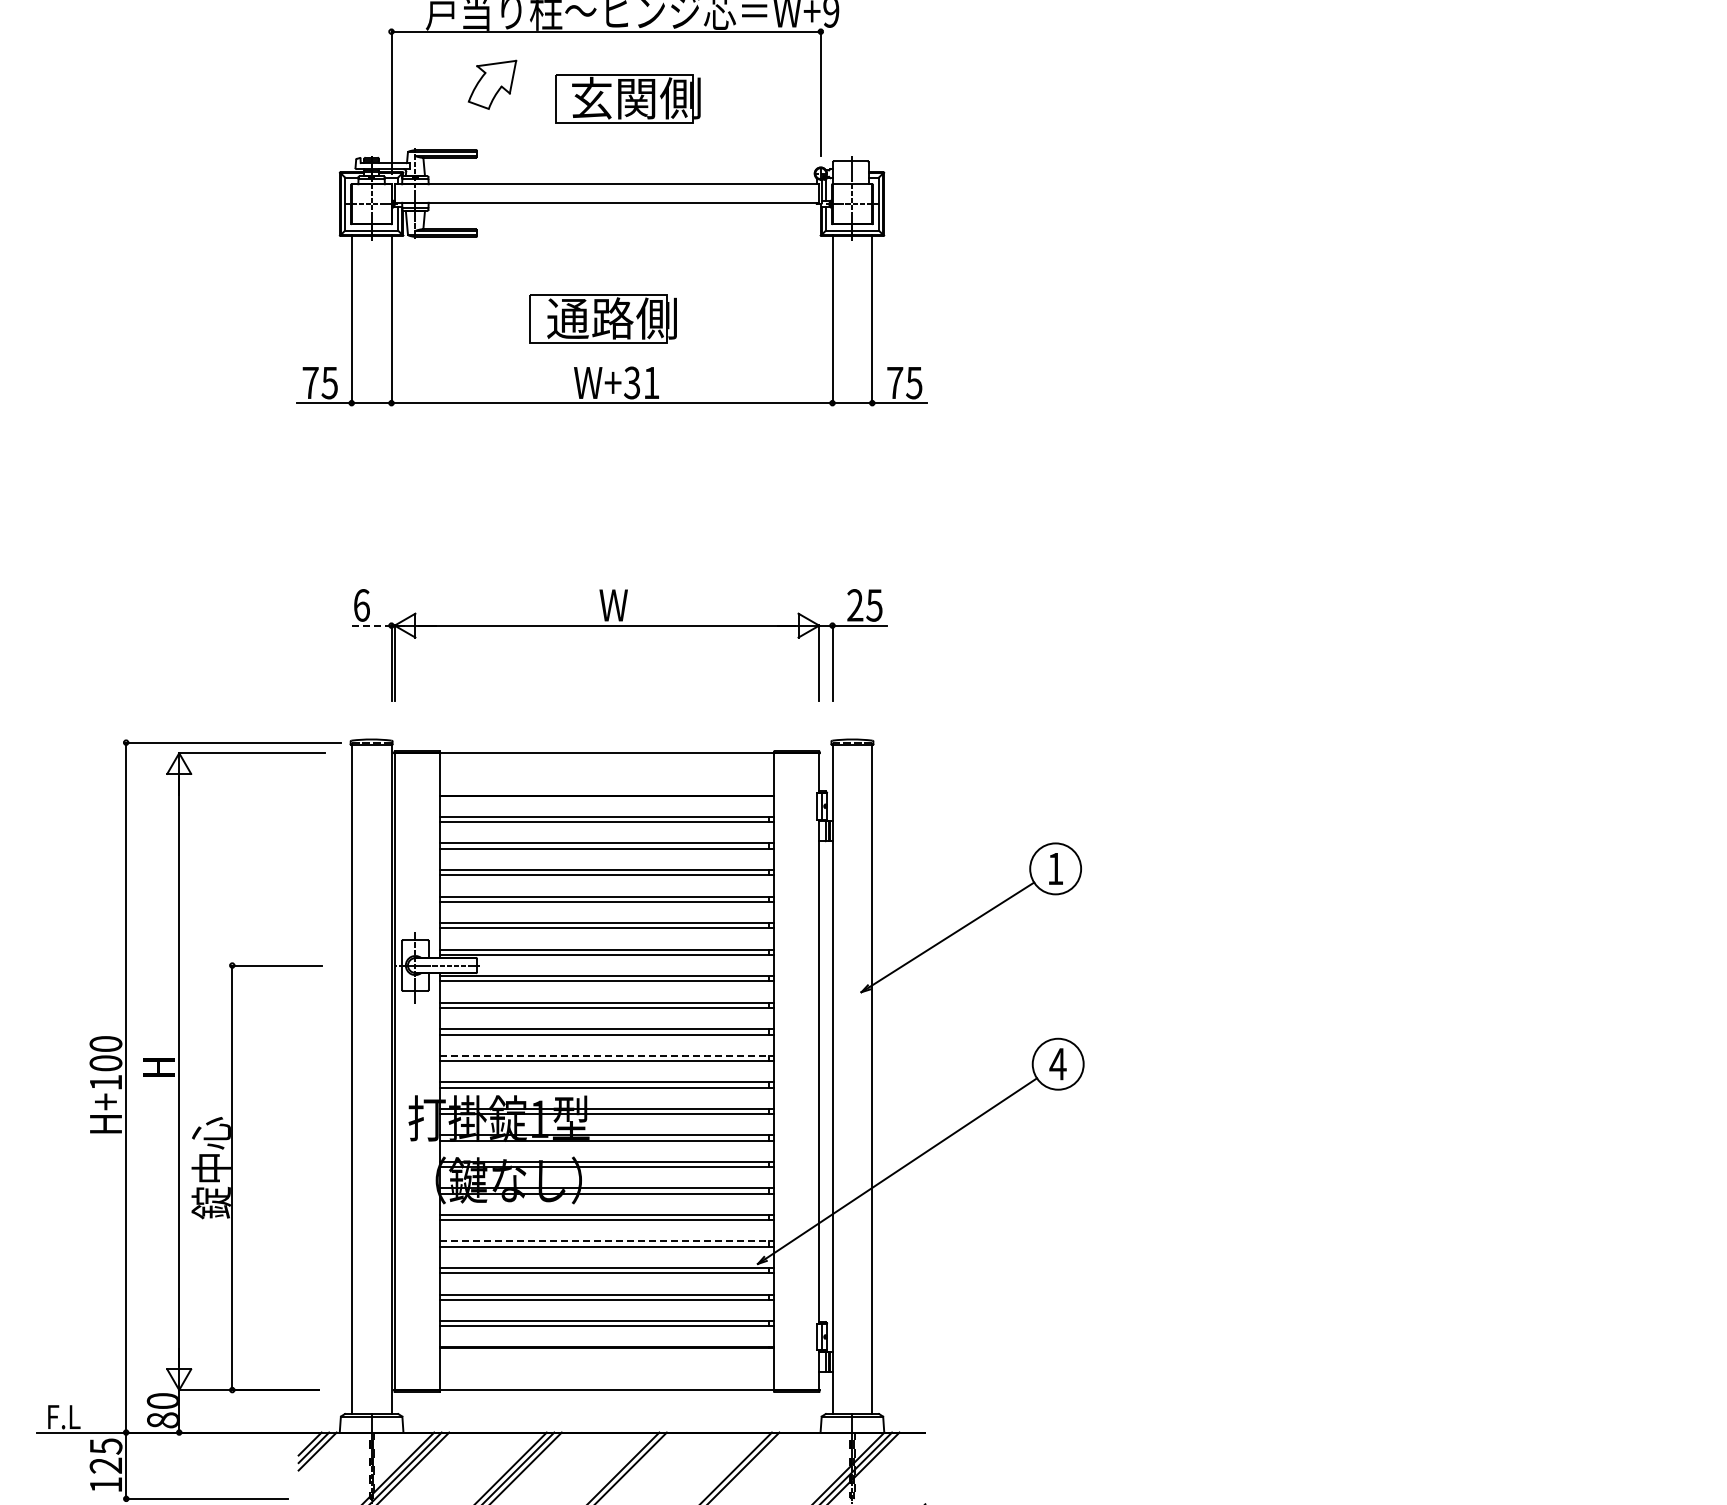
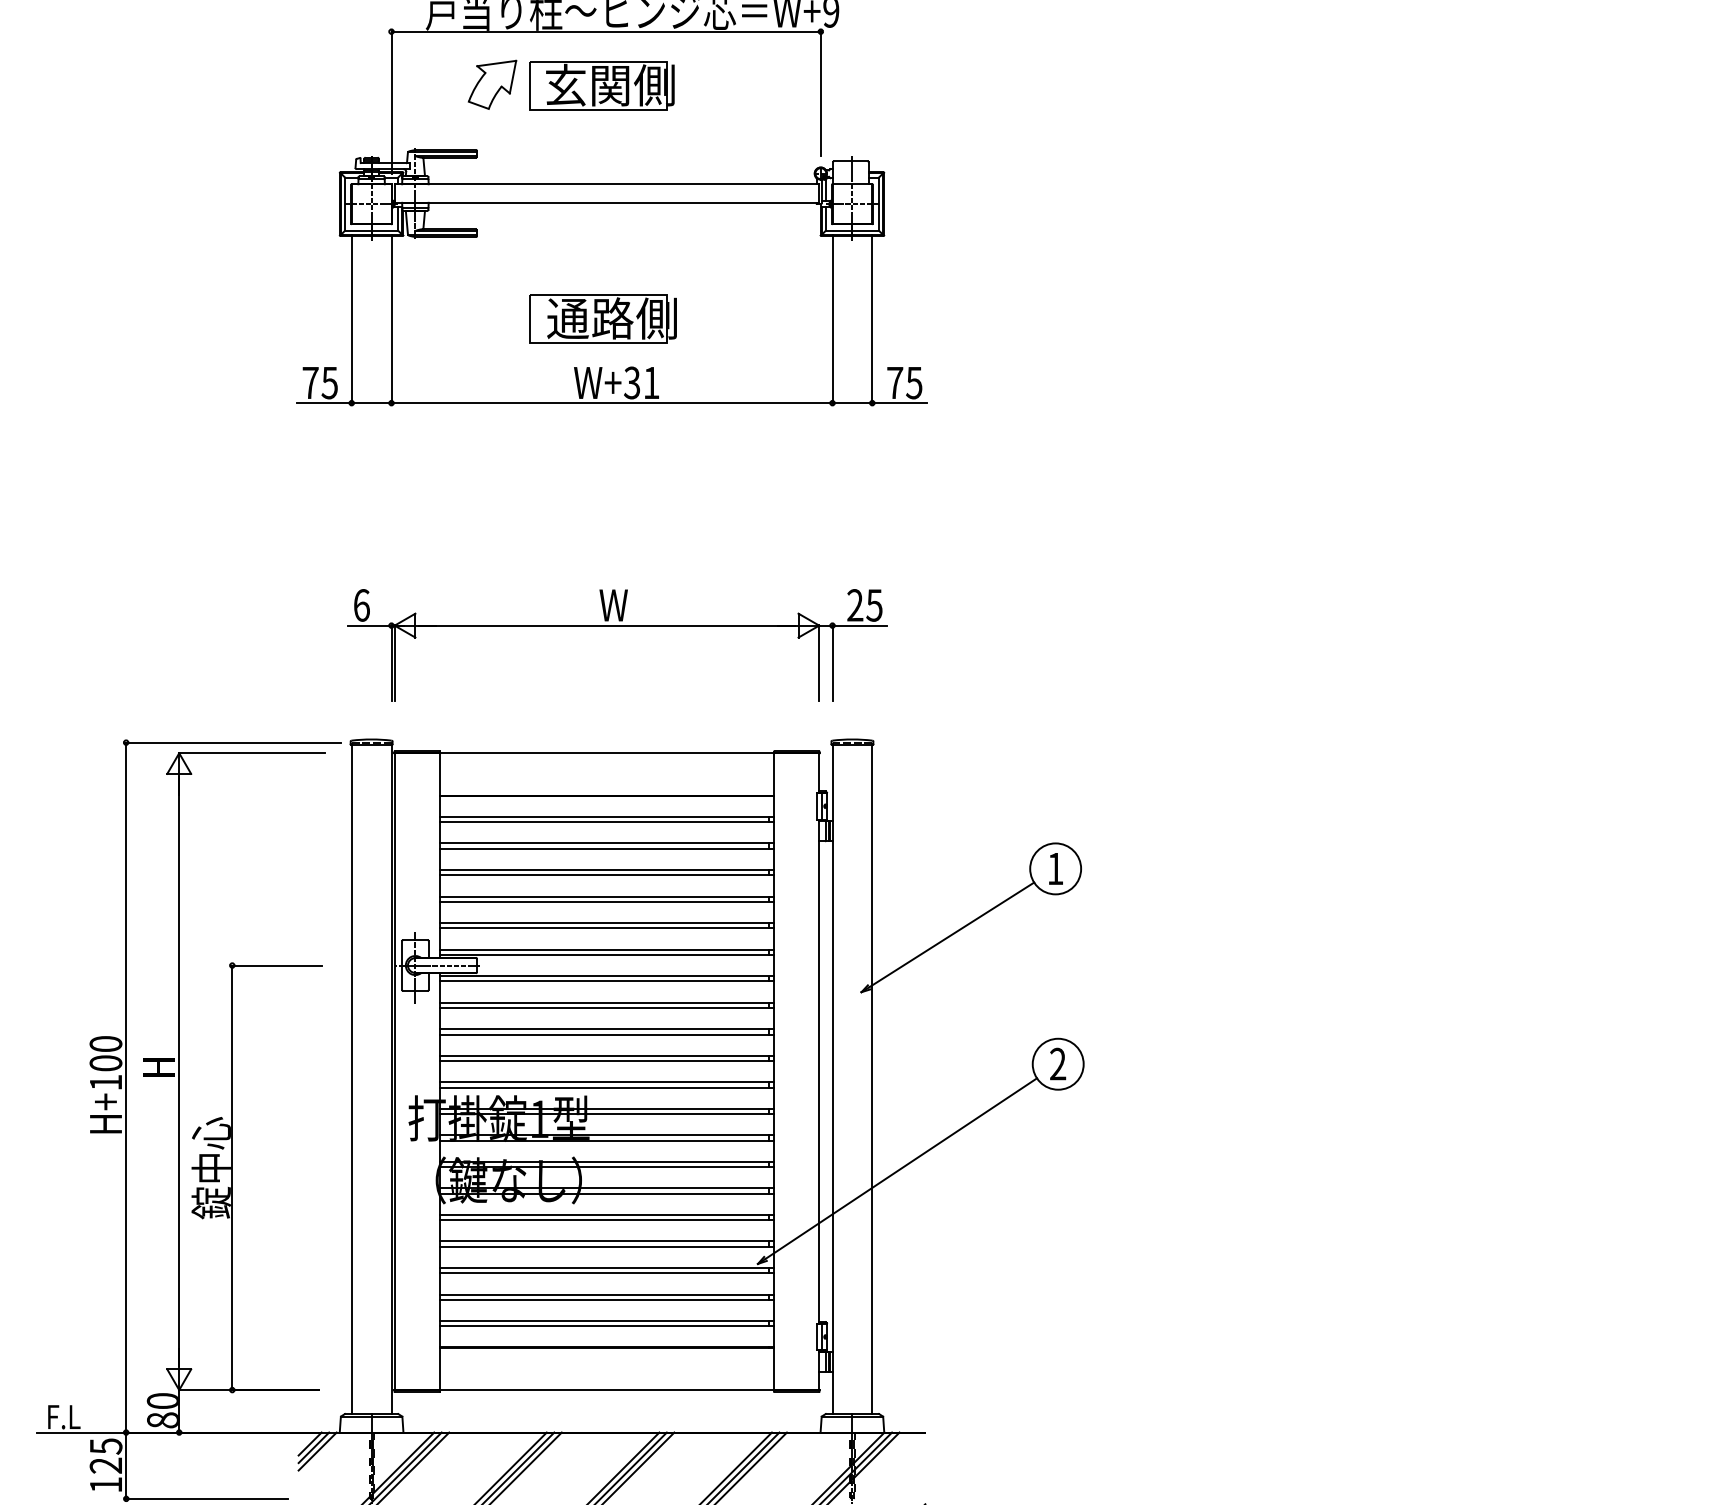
part position: (627, 98) -> (601, 85) (601, 85)
line: dashed -> solid (369, 625)
line: dashed -> solid (607, 1055)
text: 4 -> 2 (1057, 1063)
line: dashed -> solid (607, 1241)
line: none -> present (639, 1466)
line: none -> present (751, 1466)
